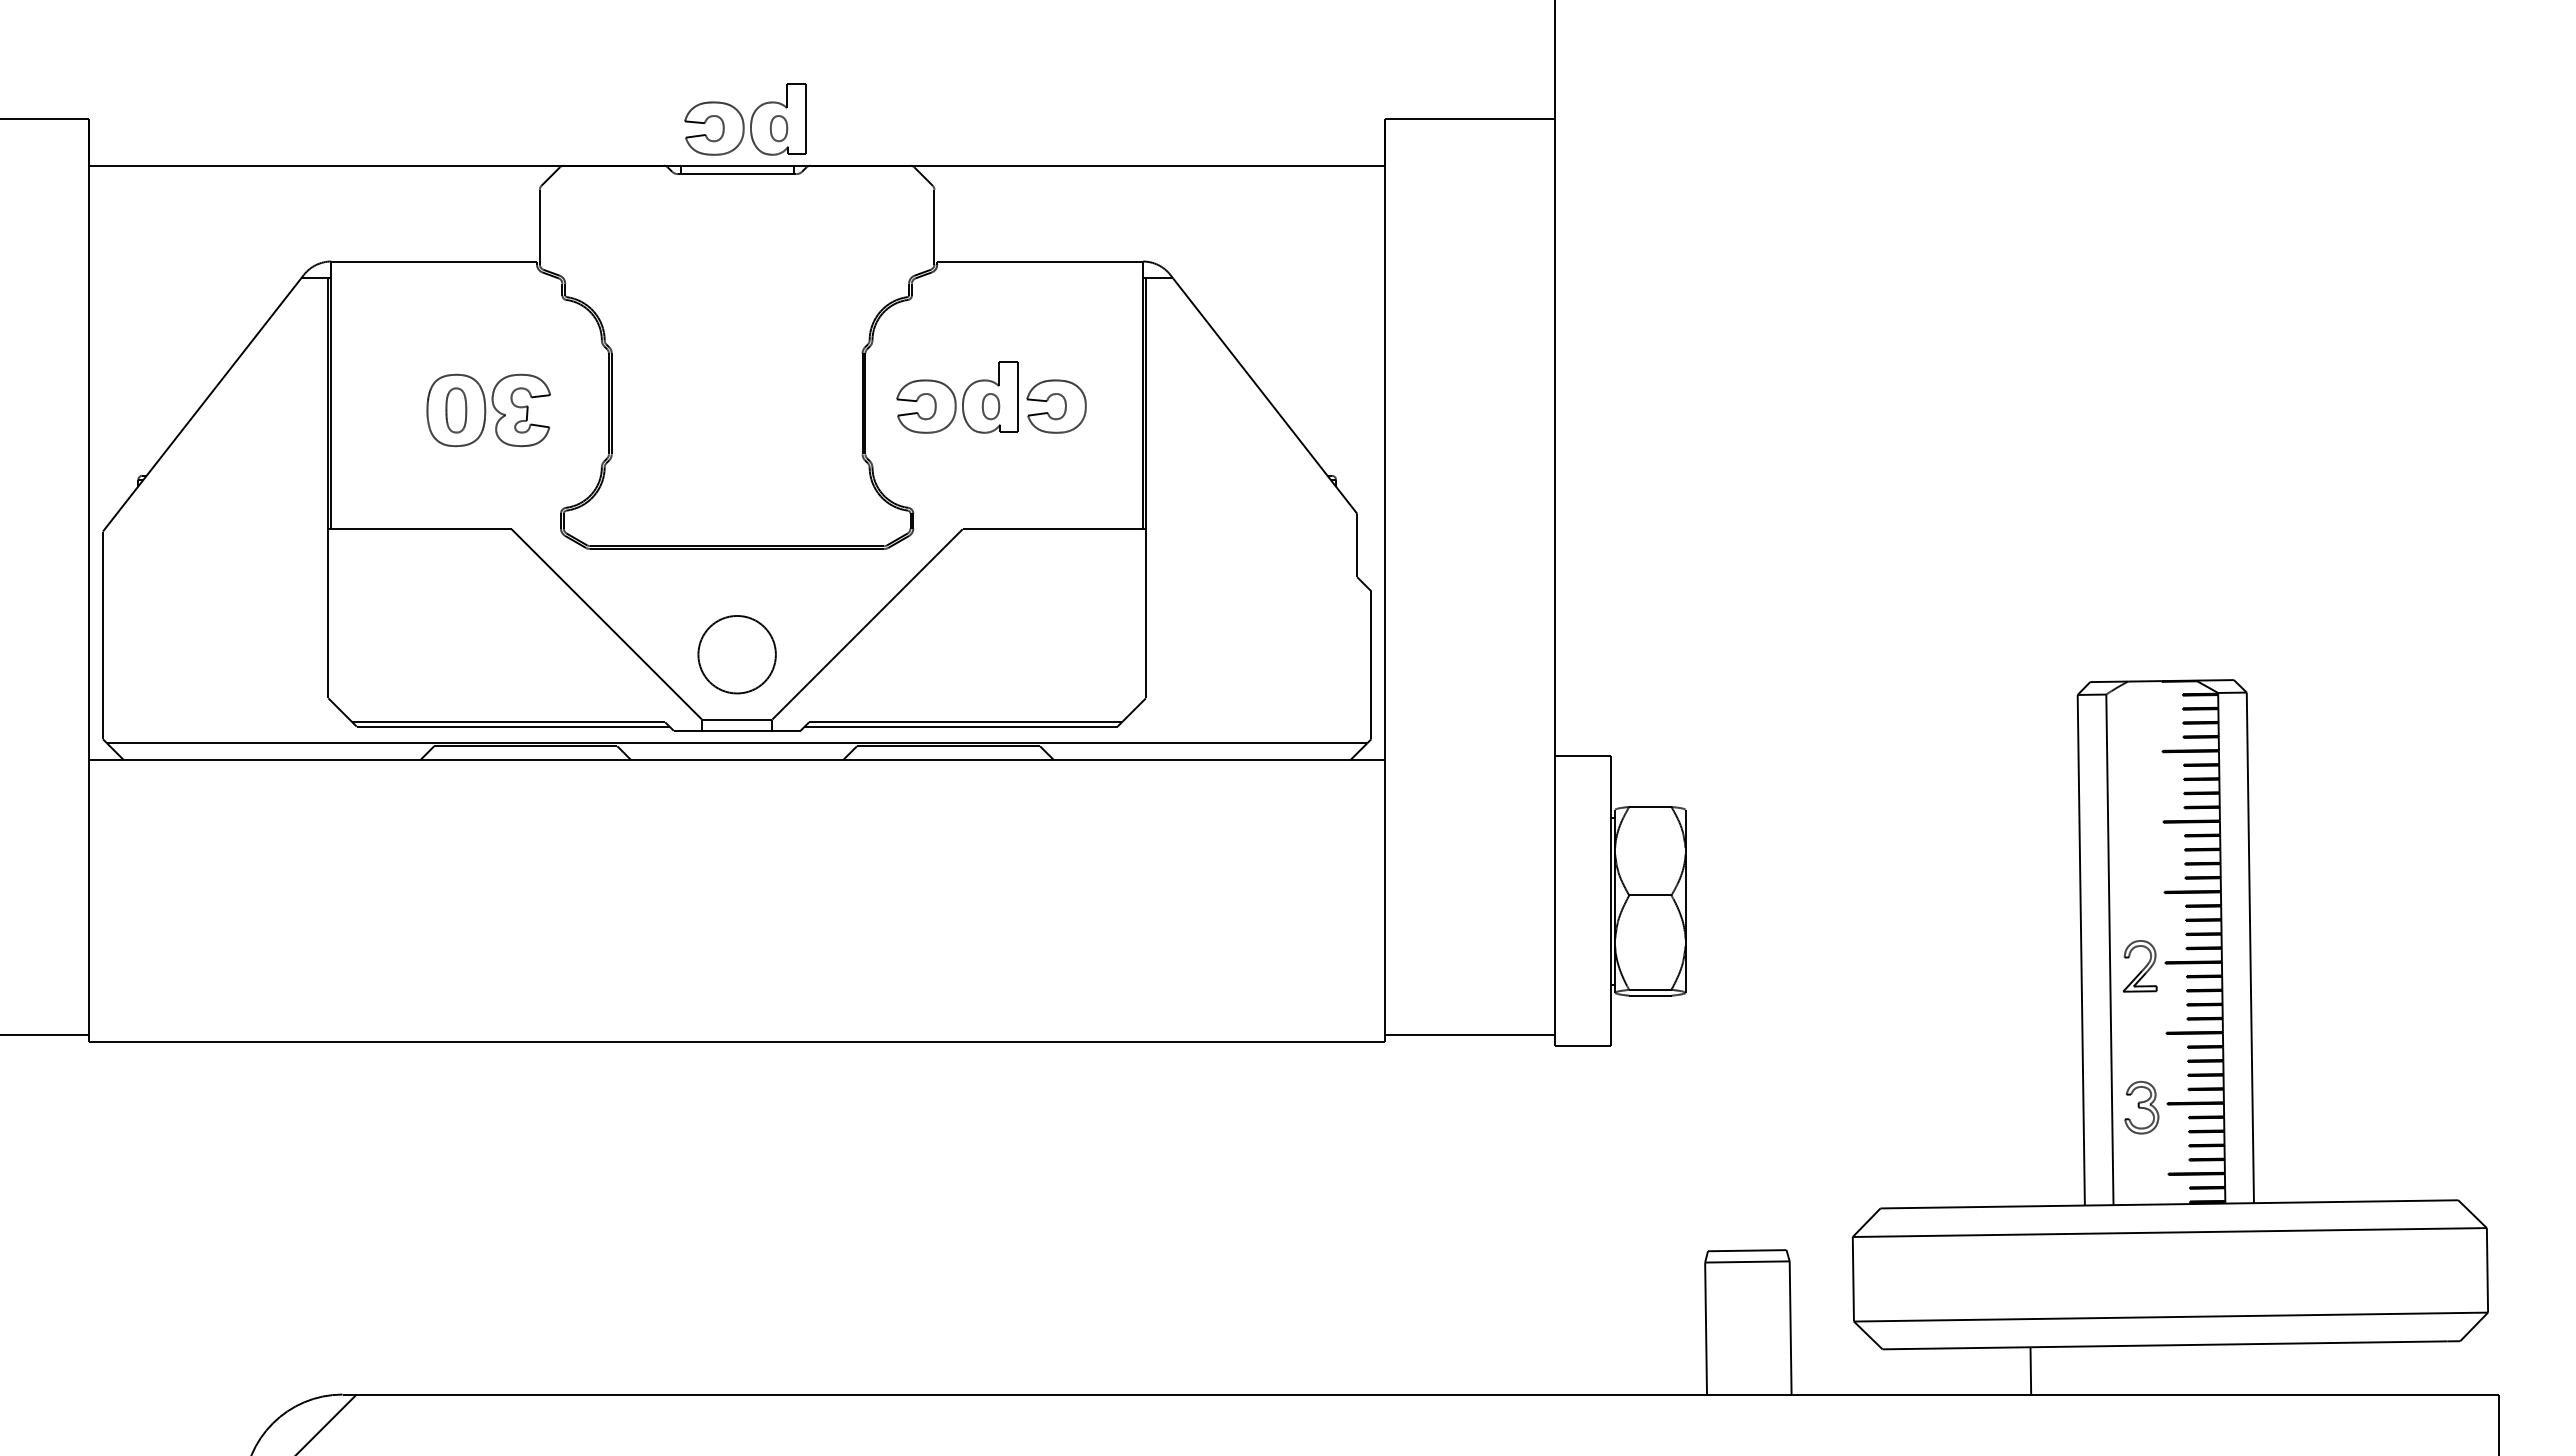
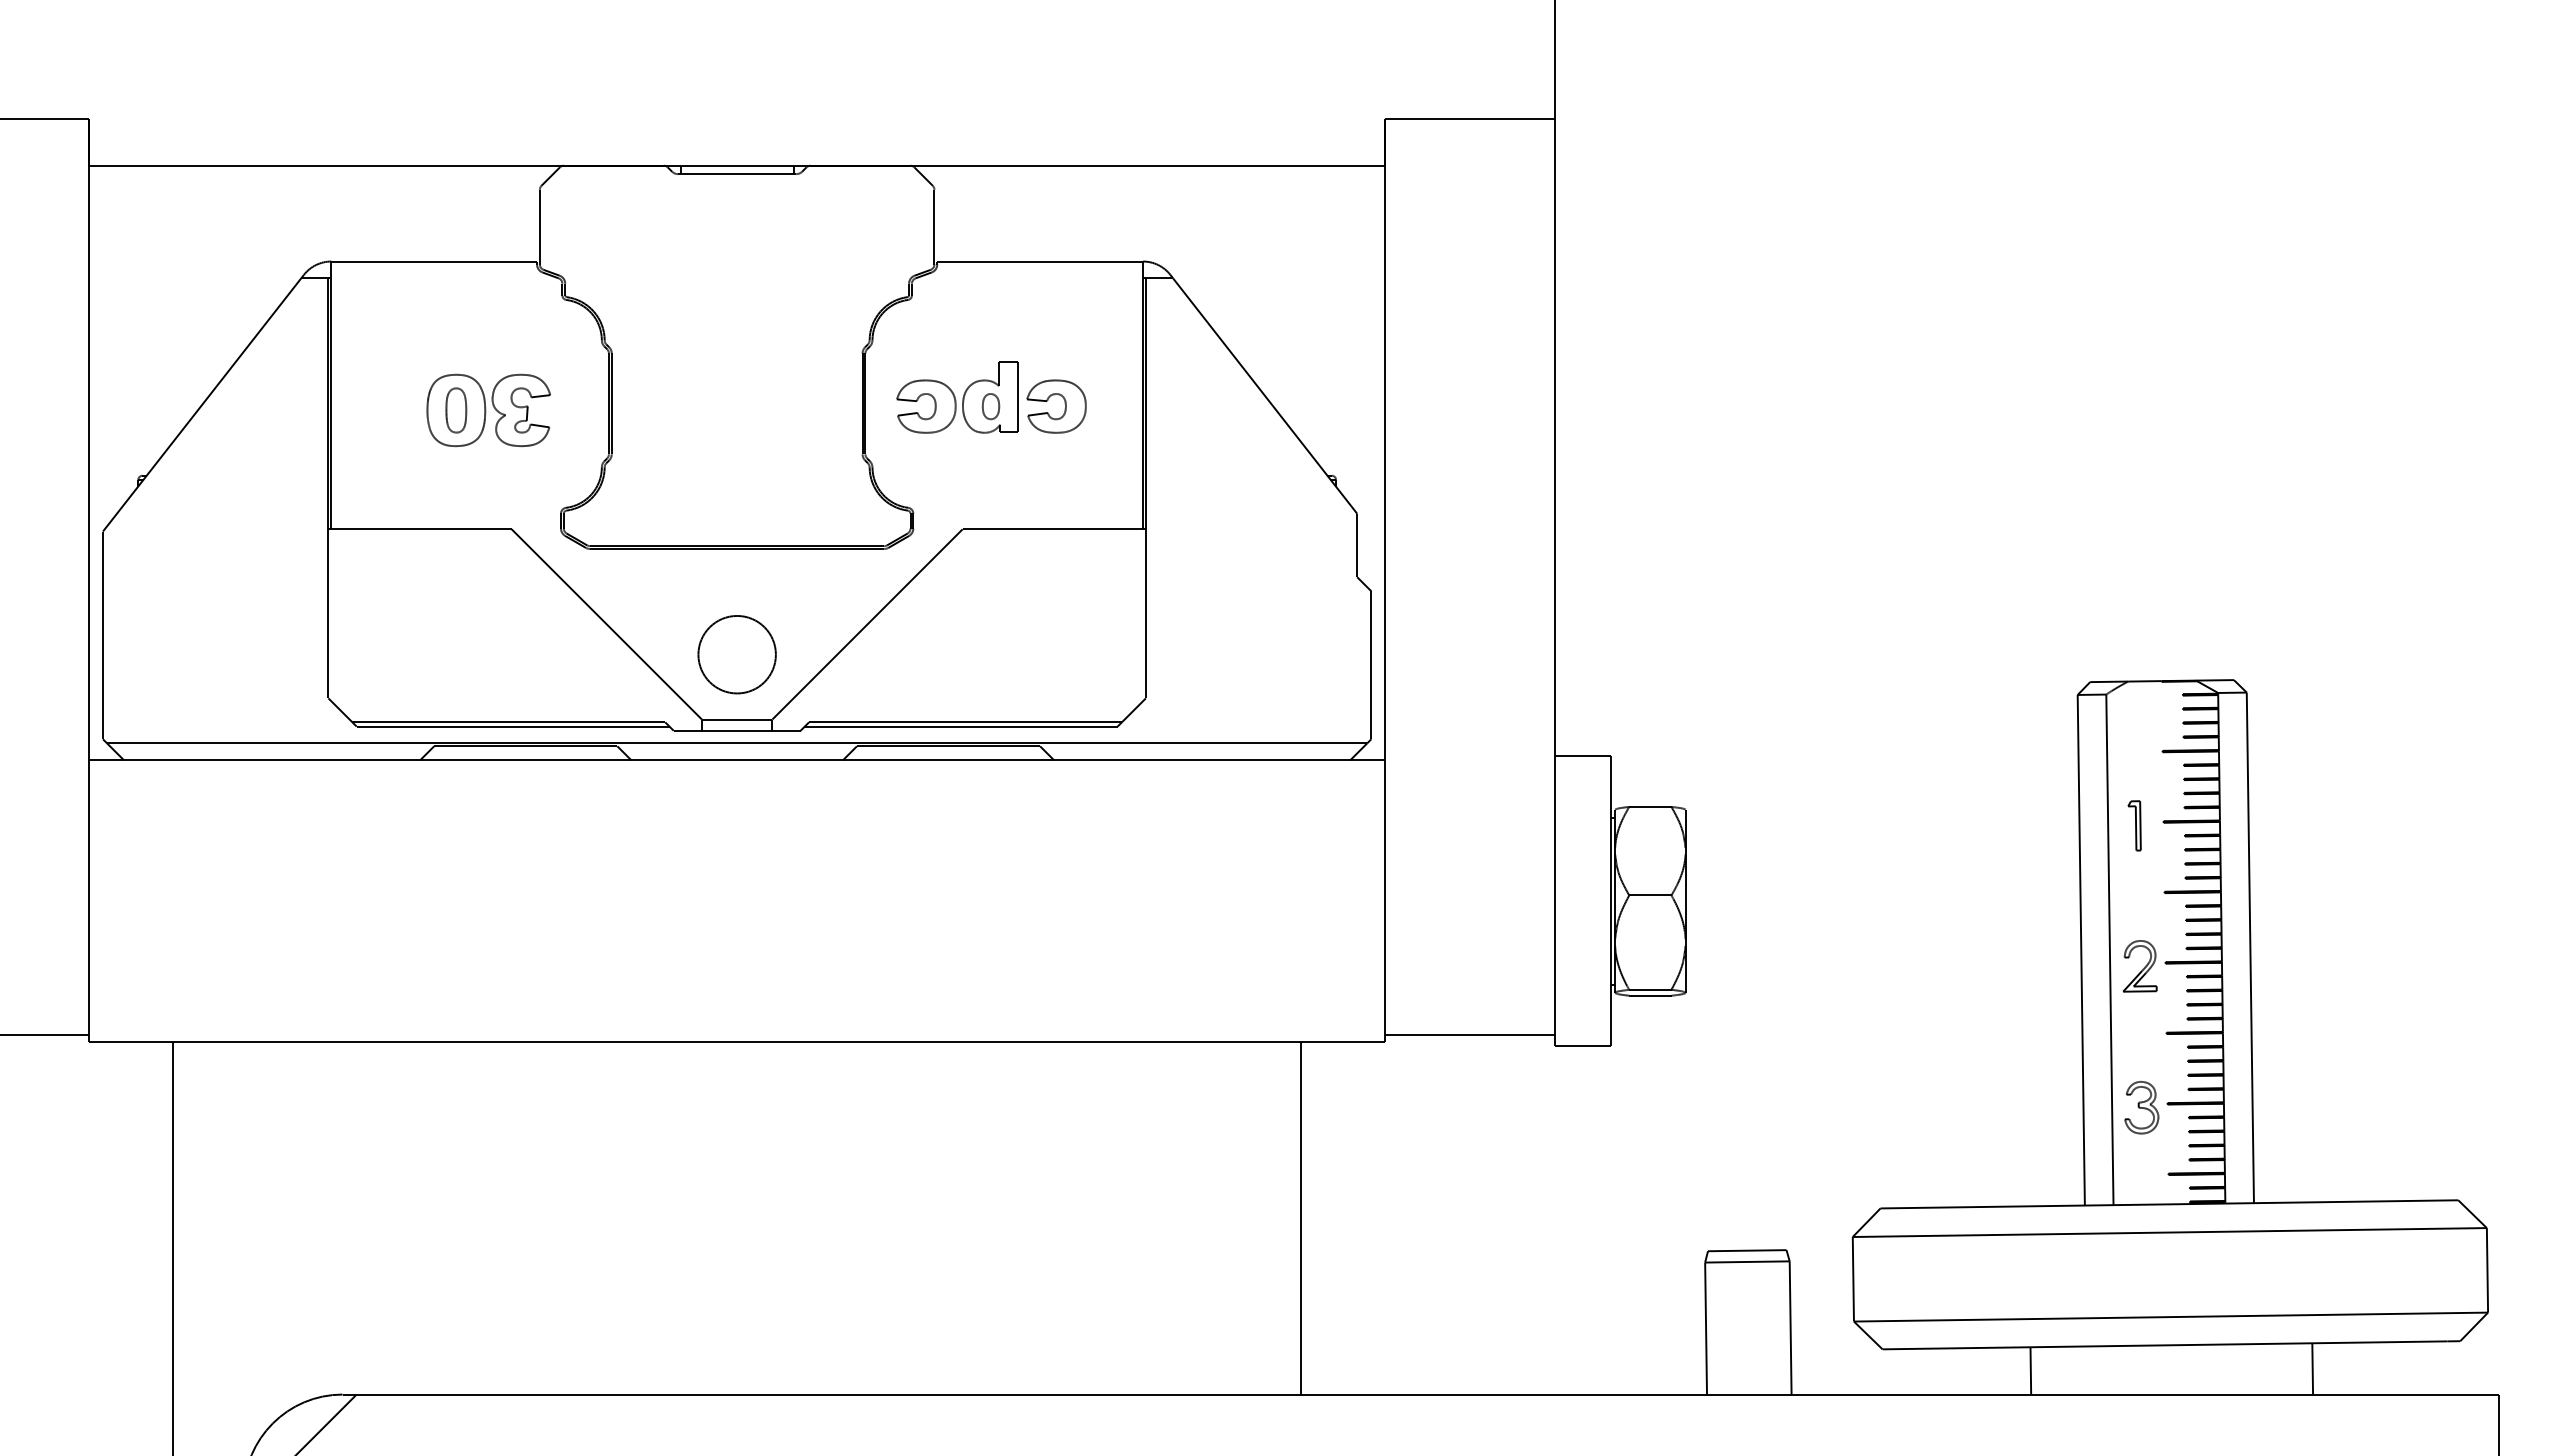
part: present -> none (745, 119)
part: none -> present (2134, 825)
line: none -> present (1300, 1218)
line: none -> present (173, 1247)
line: none -> present (2312, 1368)
